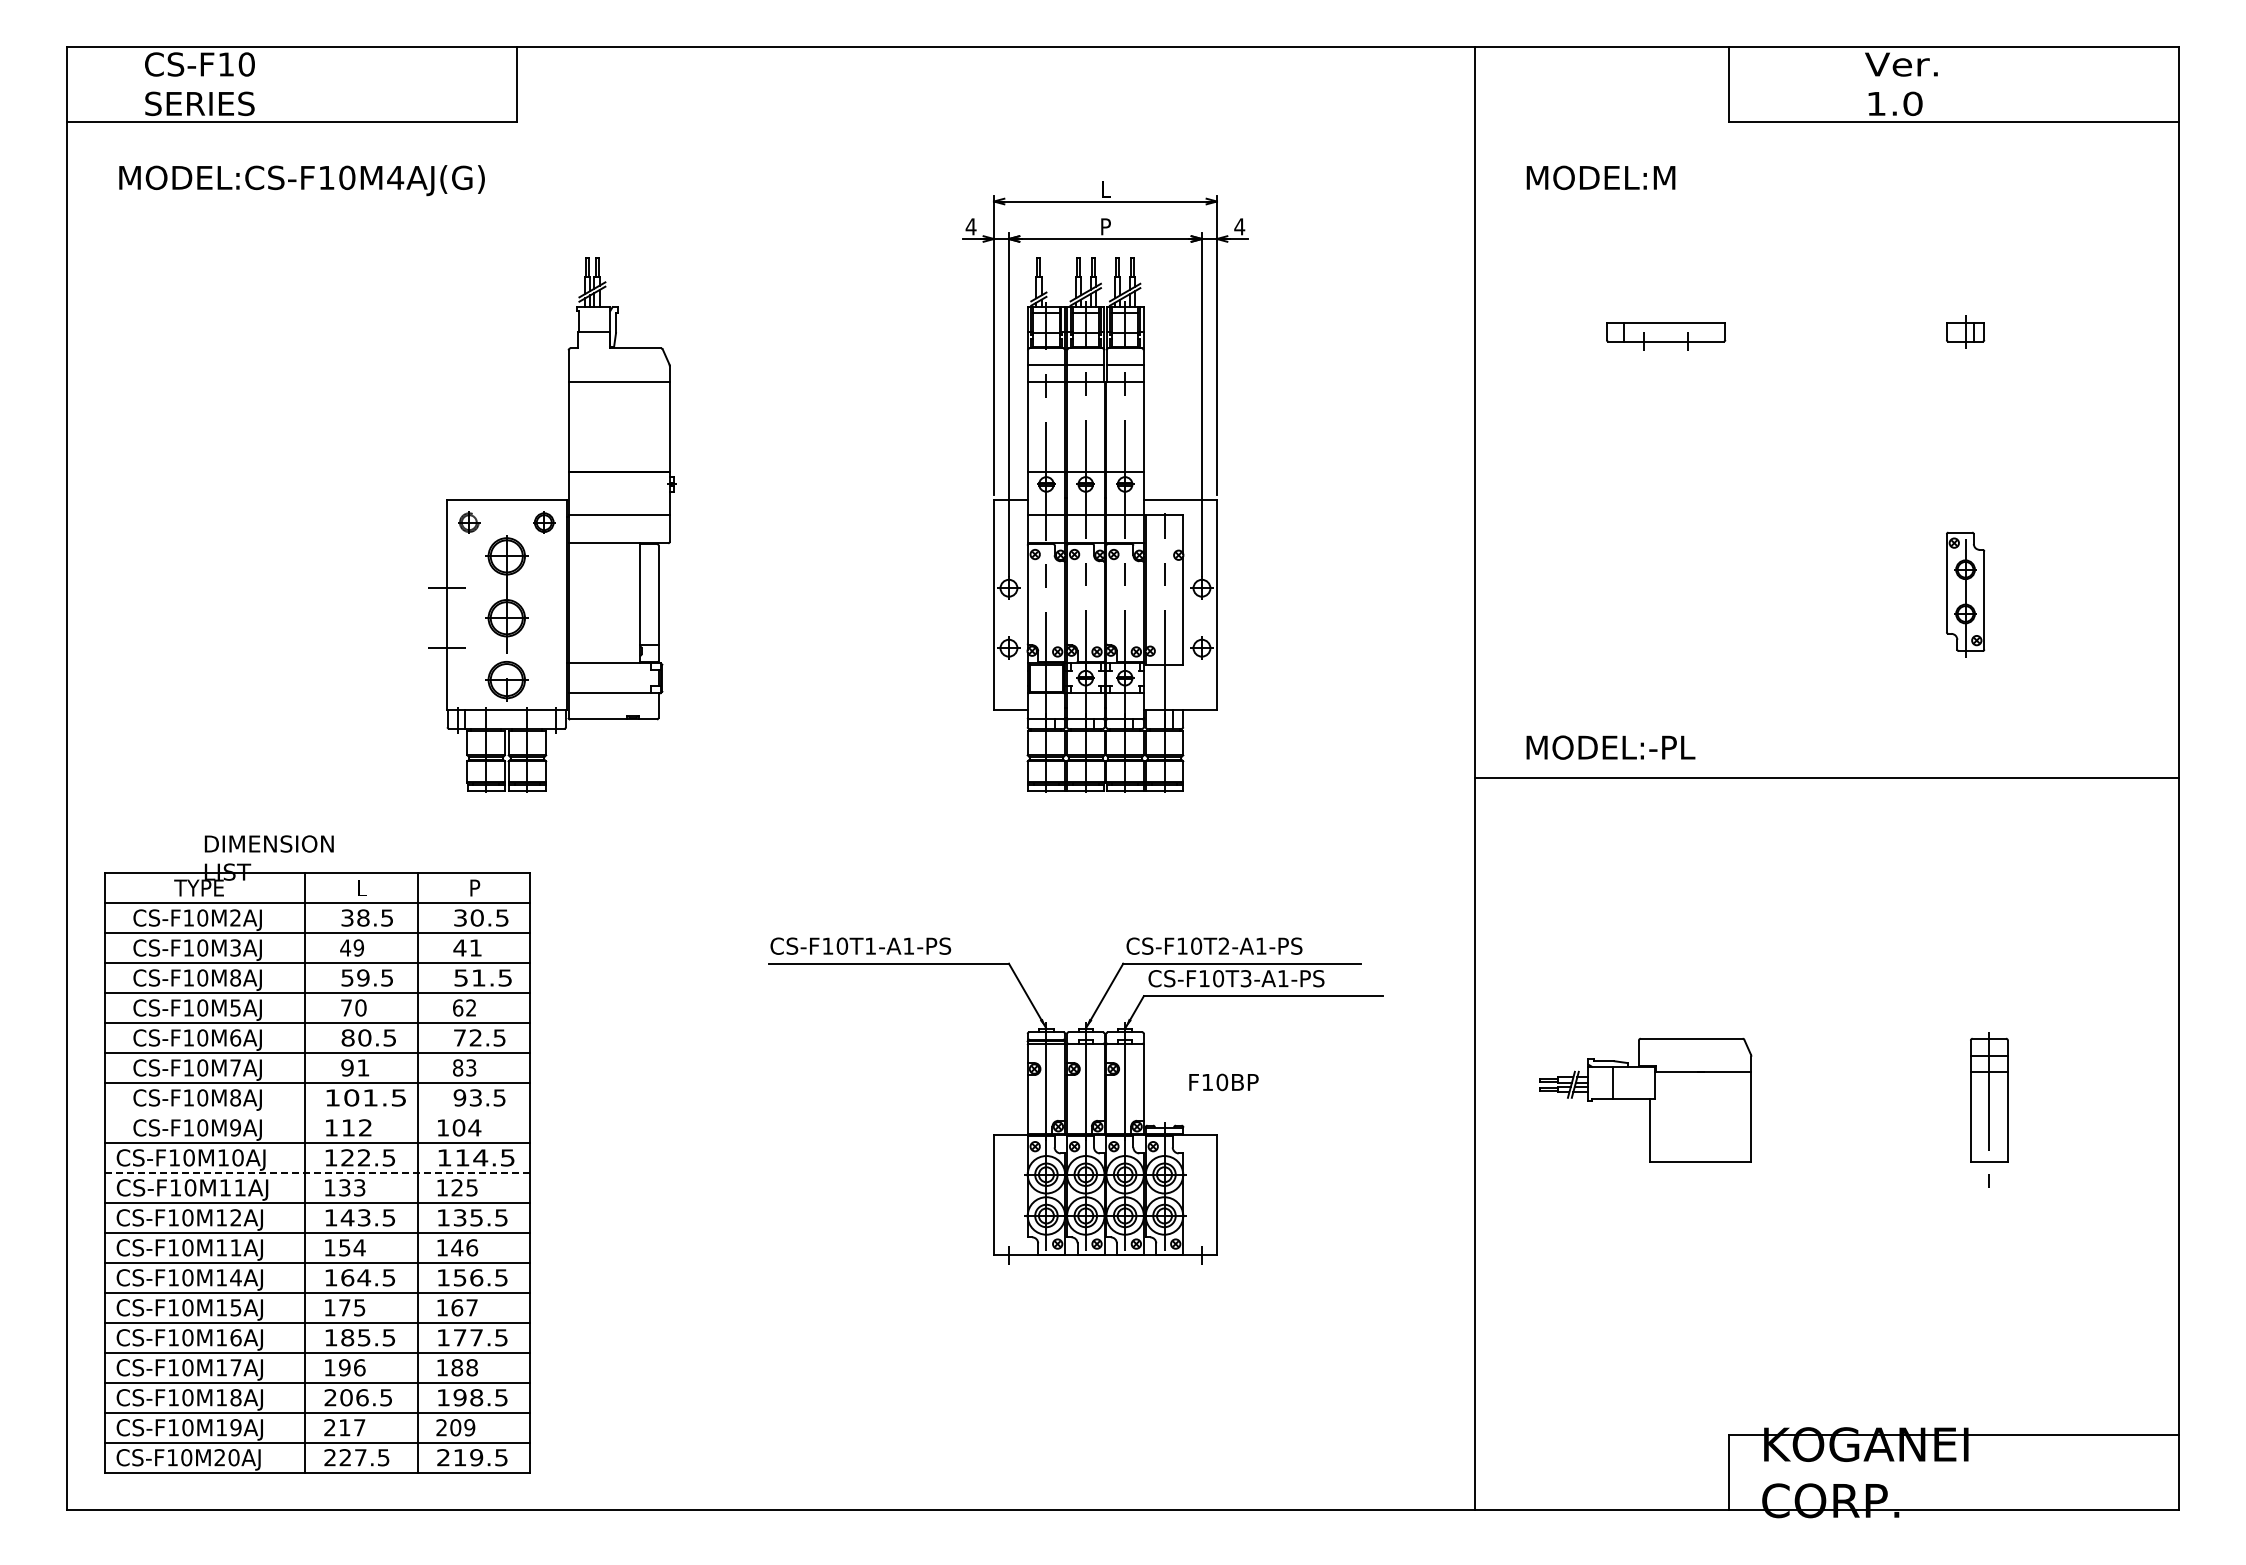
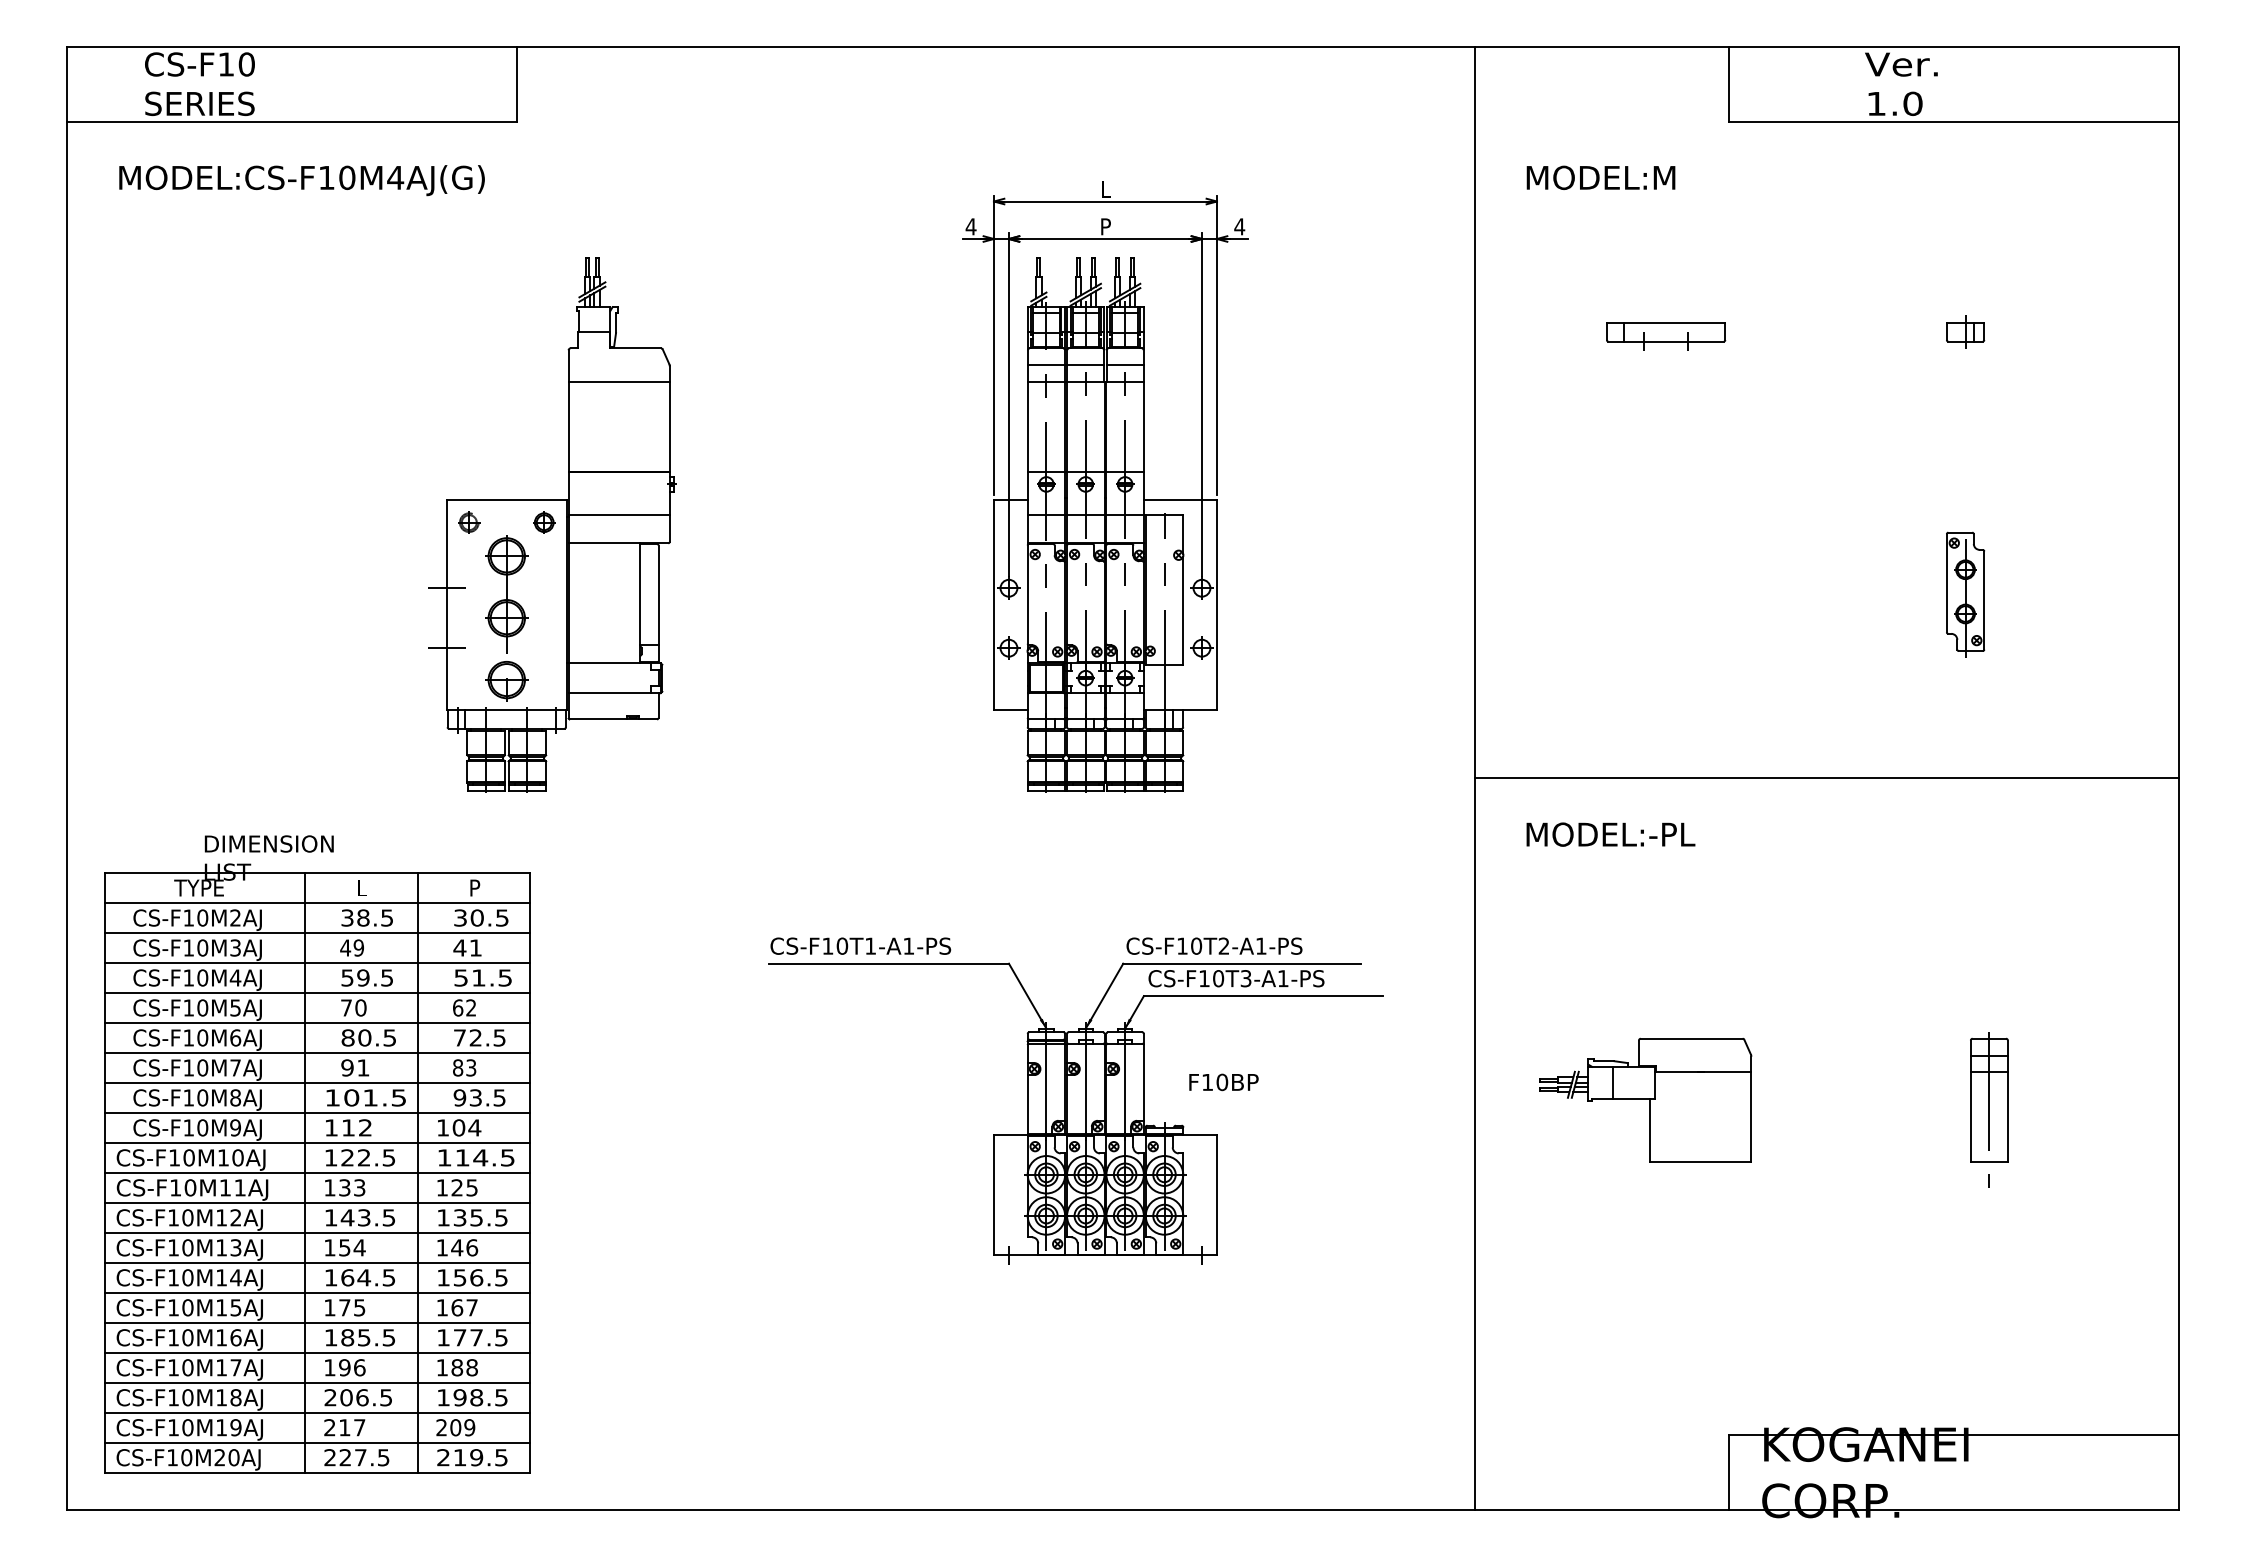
text position: (1610, 747) -> (1610, 834) (1610, 834)
text: CS-F10M8AJ -> CS-F10M4AJ (235, 977)
line: none -> present (317, 1112)
line: dashed -> solid (317, 1172)
text: CS-F10M11AJ -> CS-F10M13AJ (235, 1247)
